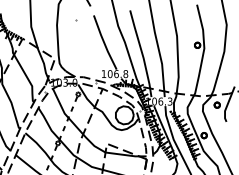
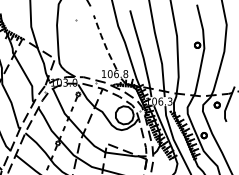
line: solid -> dashed (104, 42)
